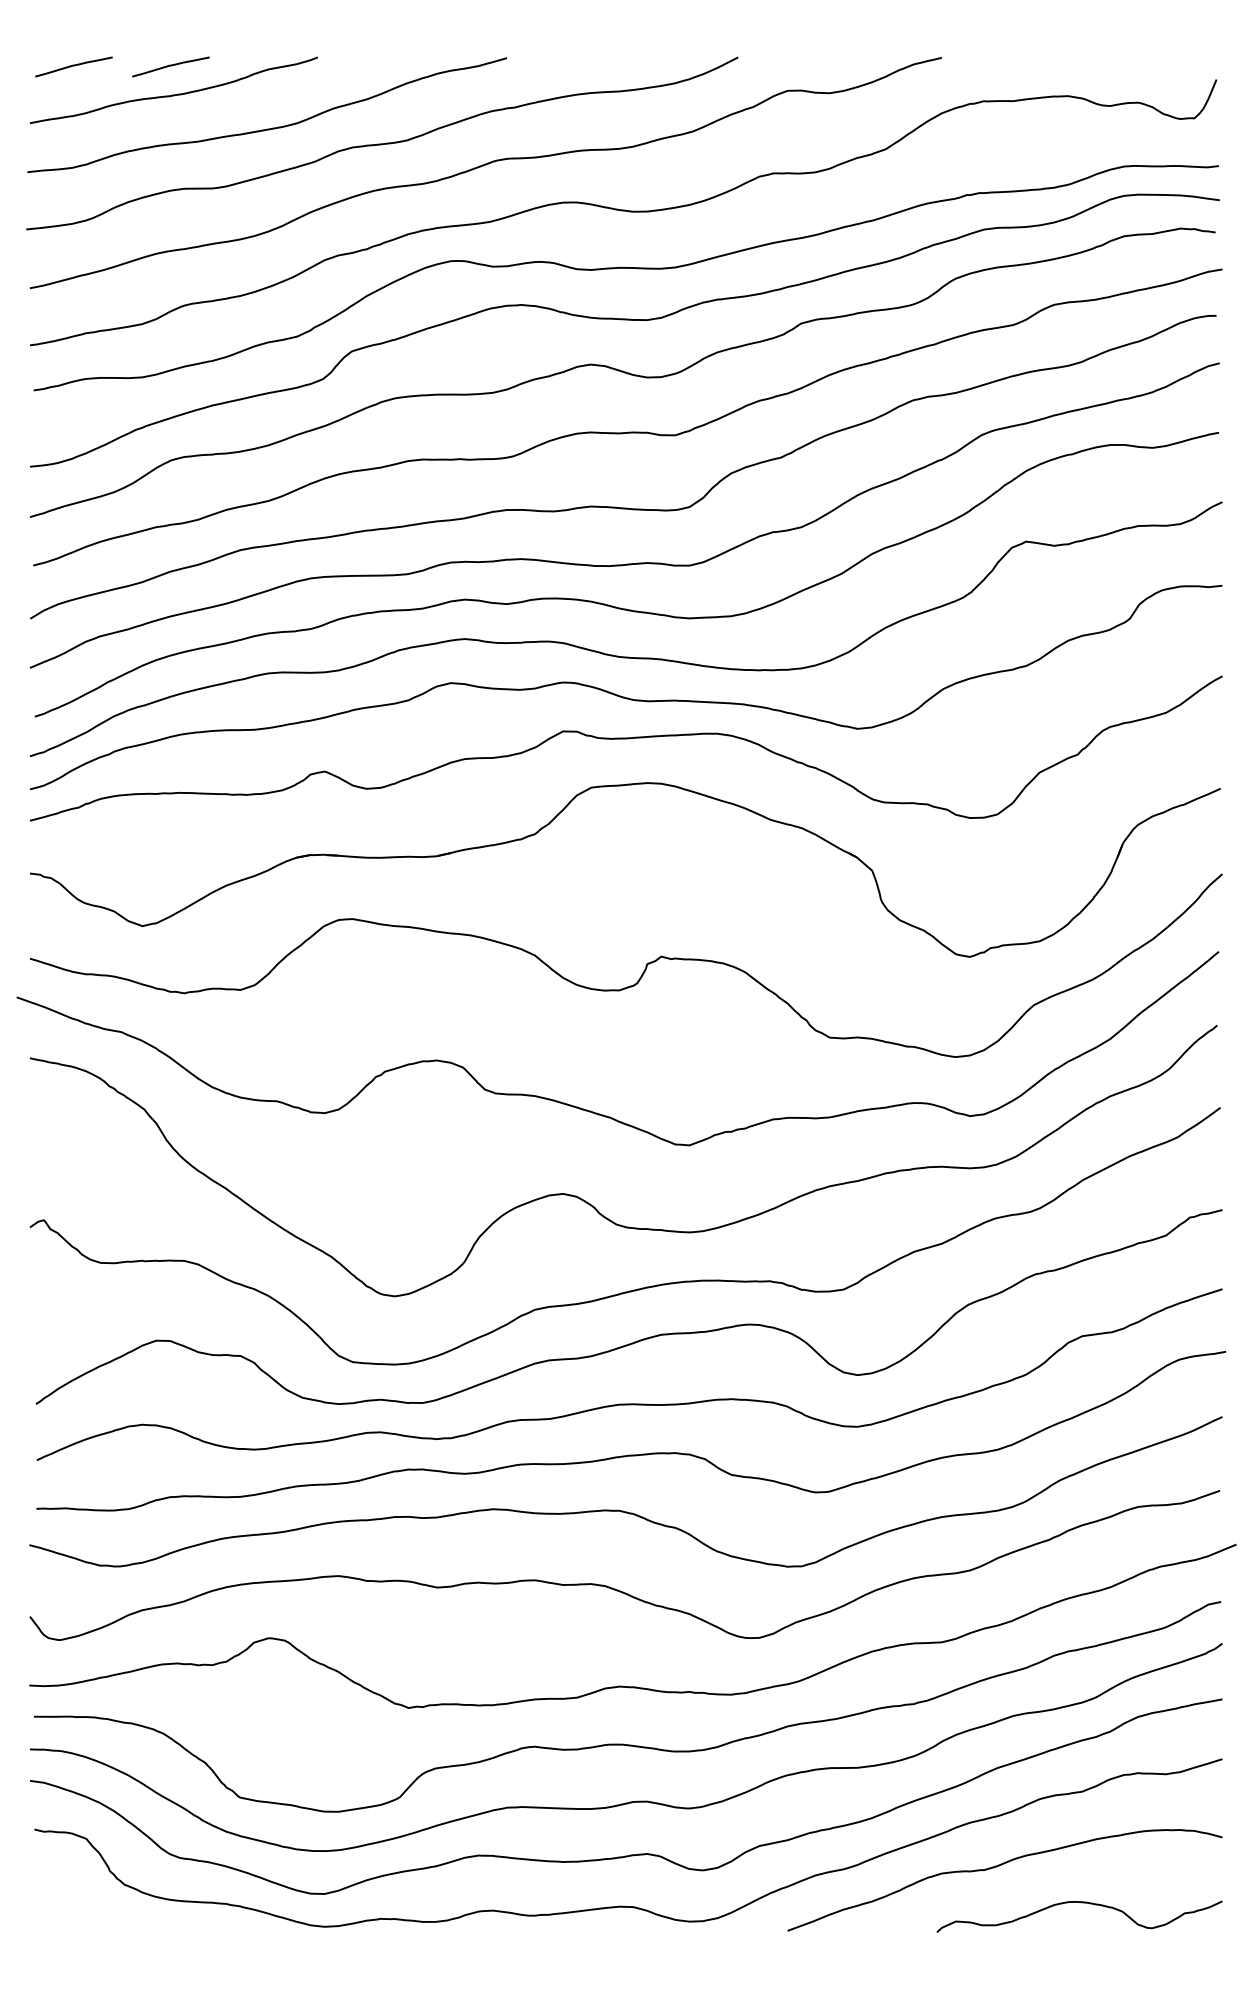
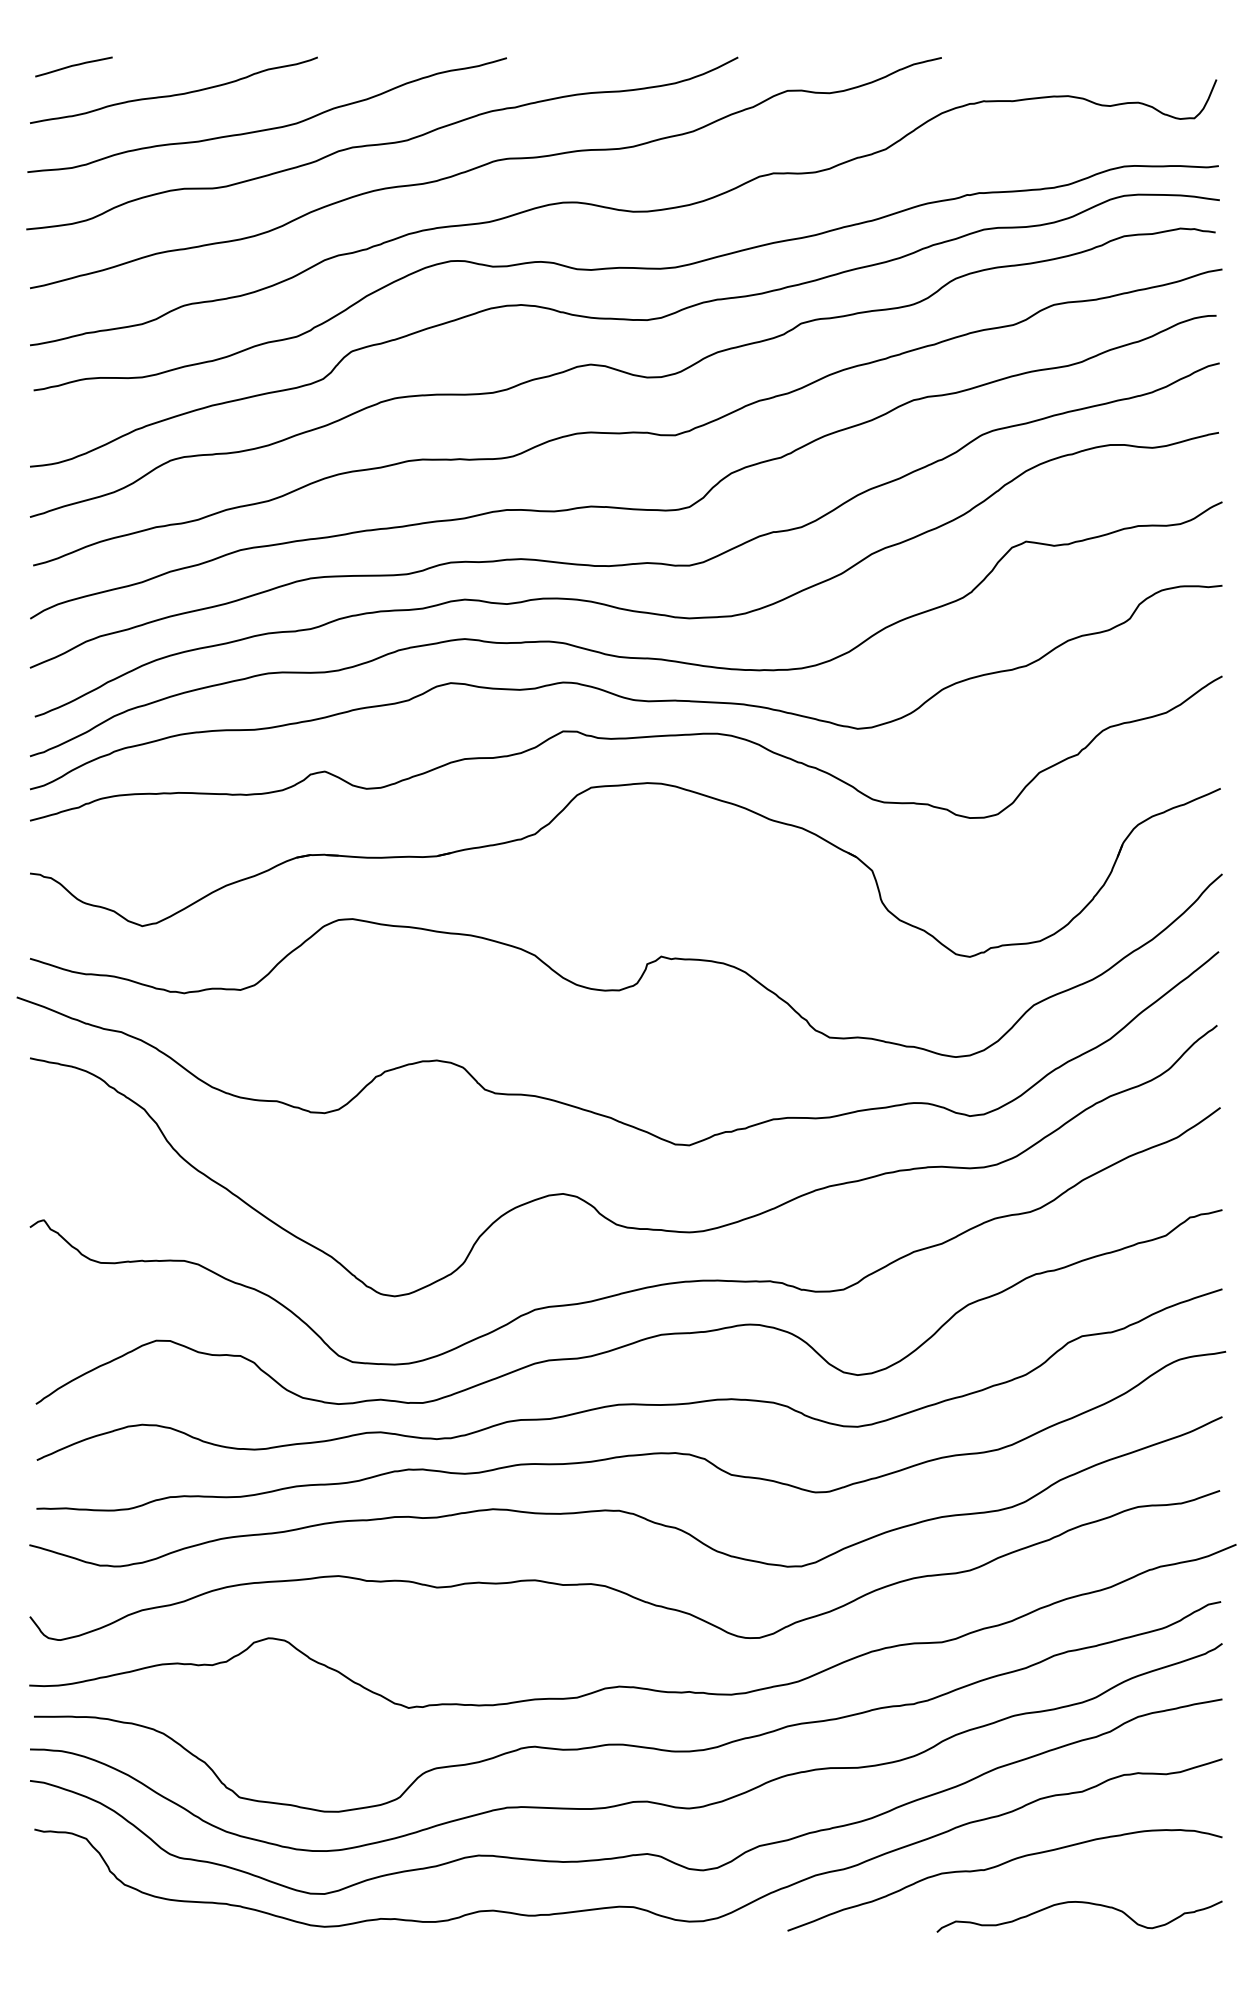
curve: present -> none (170, 66)
